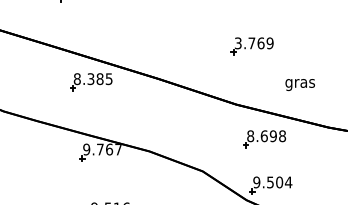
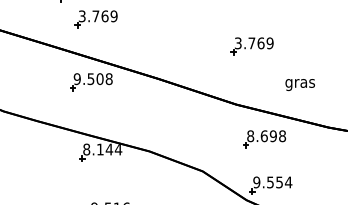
part: none -> present (95, 19)
text: 8.385 -> 9.508 (92, 78)
text: 9.767 -> 8.144 (102, 149)
text: 9.504 -> 9.554 (279, 182)
